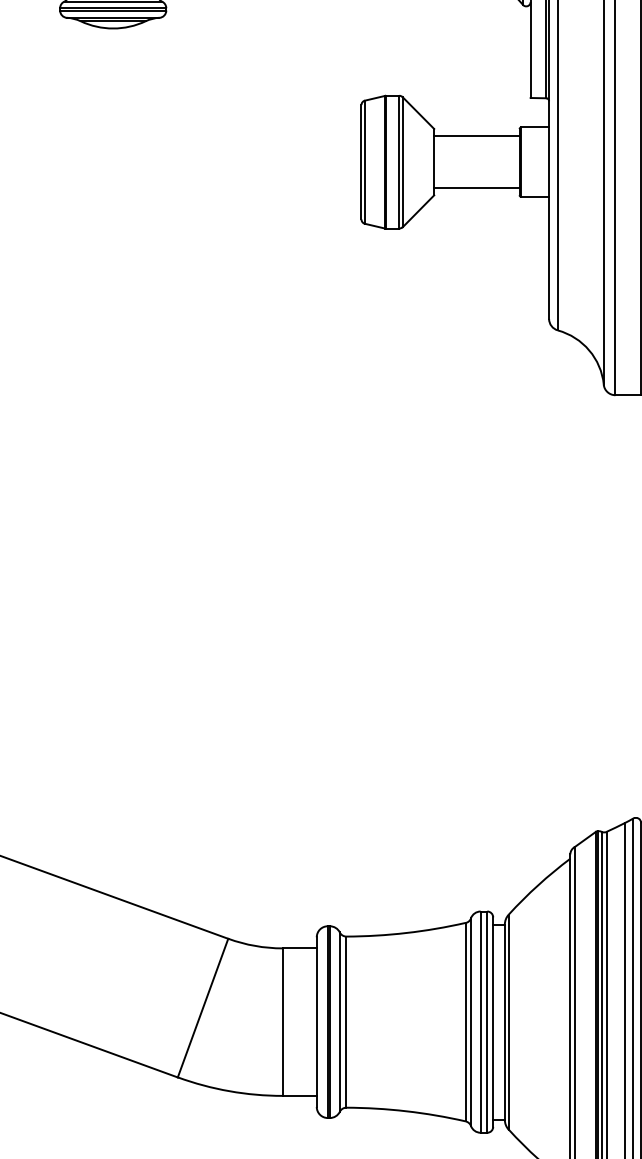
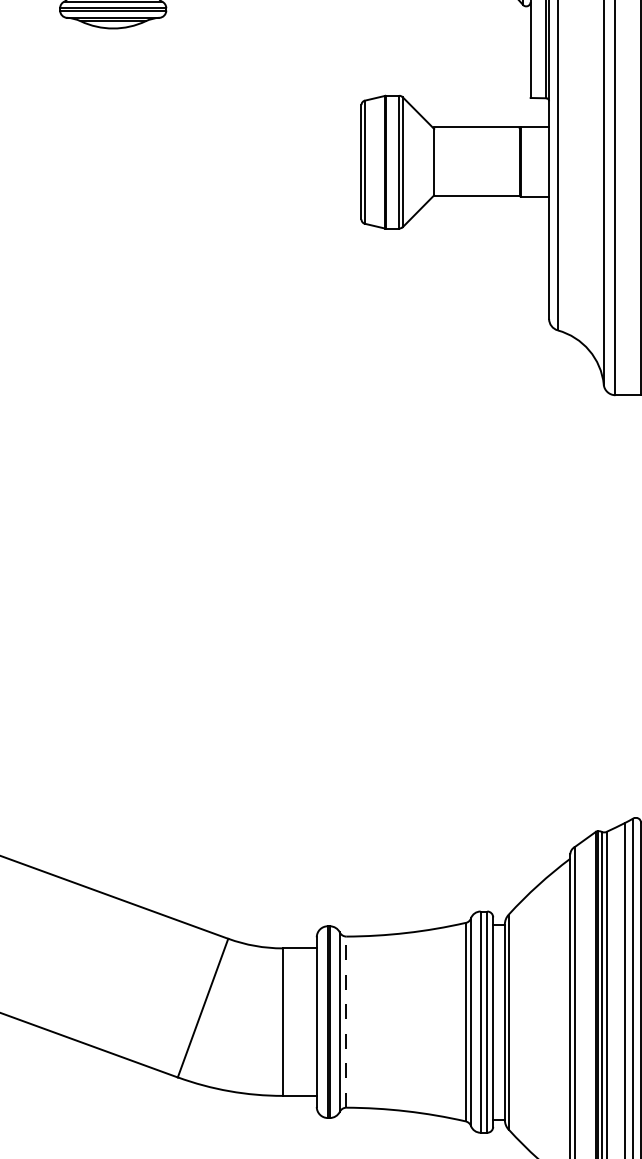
line position: (476, 136) -> (476, 127) (476, 127)
line position: (476, 188) -> (476, 196) (476, 196)
line: solid -> dashed (346, 1022)
